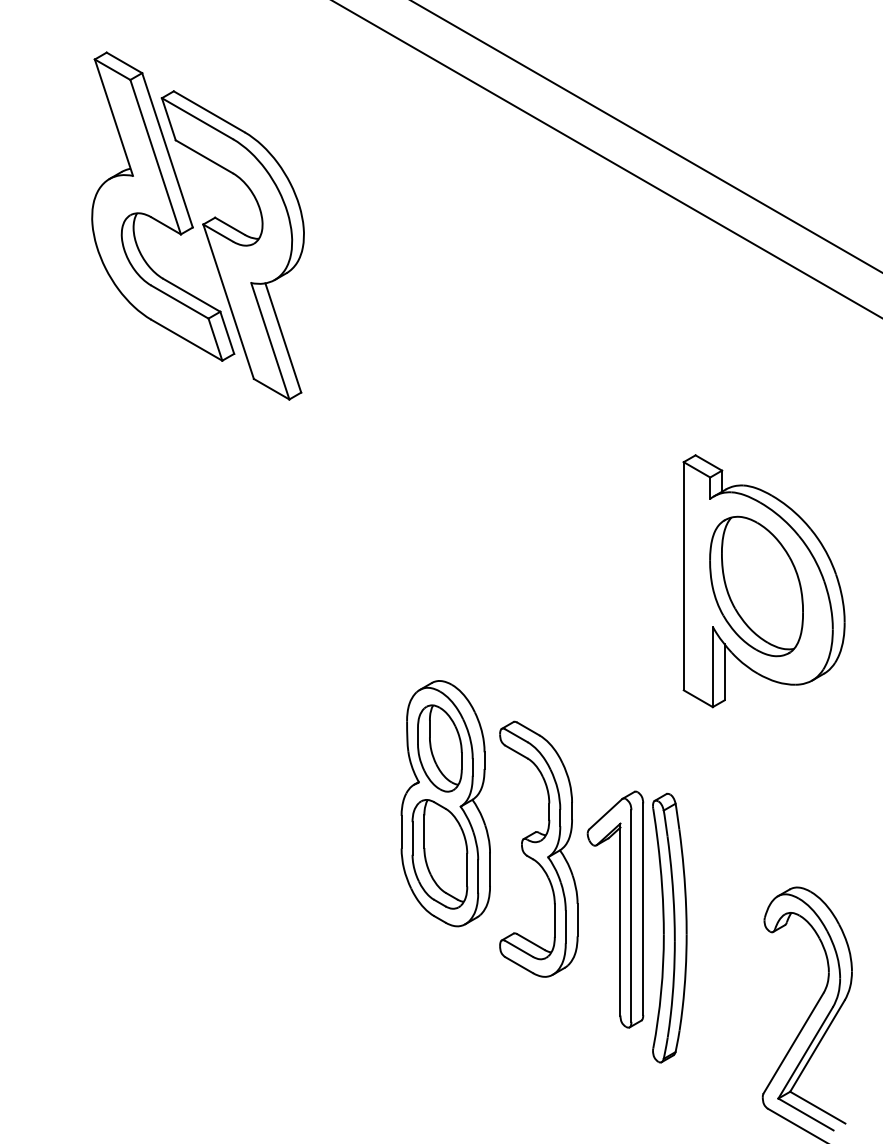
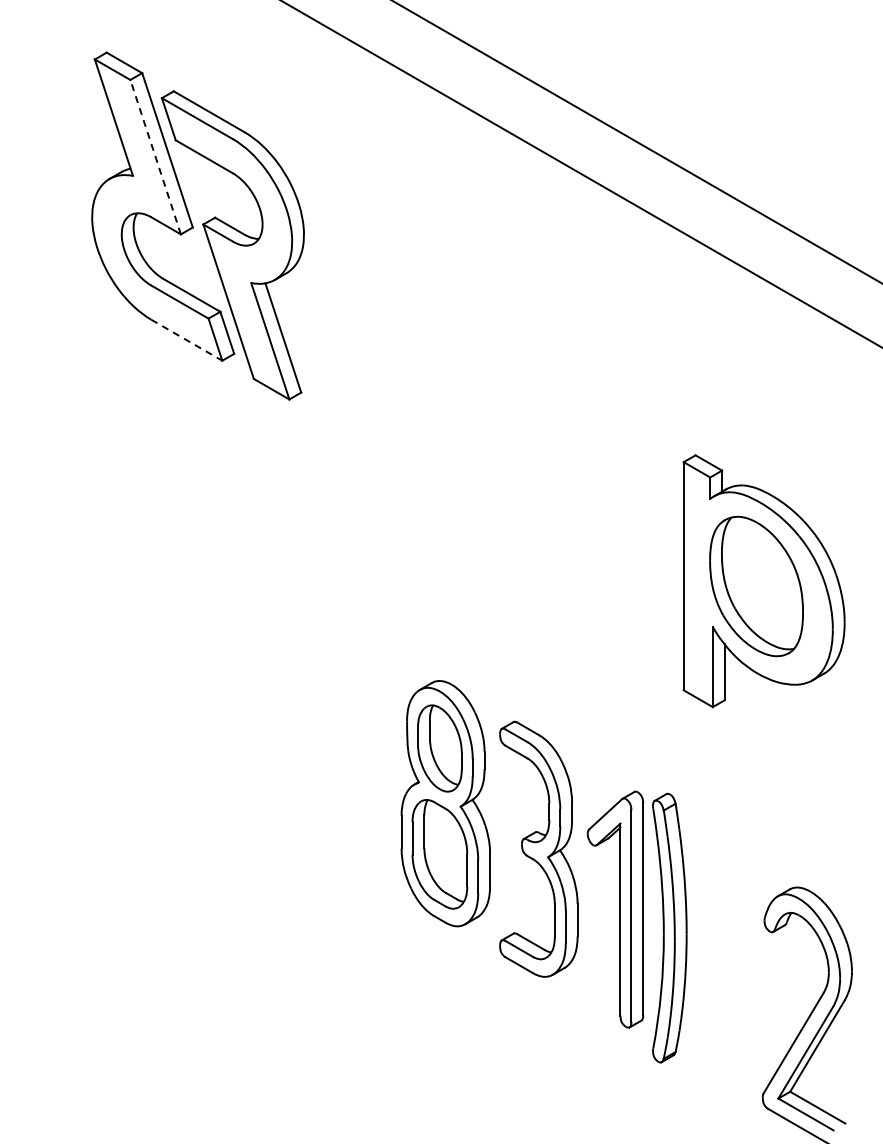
line position: (646, 136) -> (636, 142) (636, 142)
line: solid -> dashed (155, 156)
line position: (606, 159) -> (581, 174) (581, 174)
line: solid -> dashed (186, 340)
